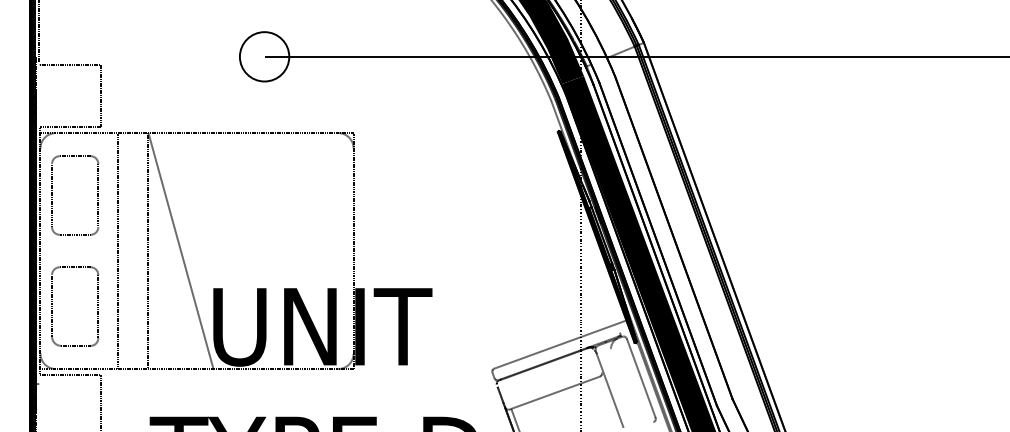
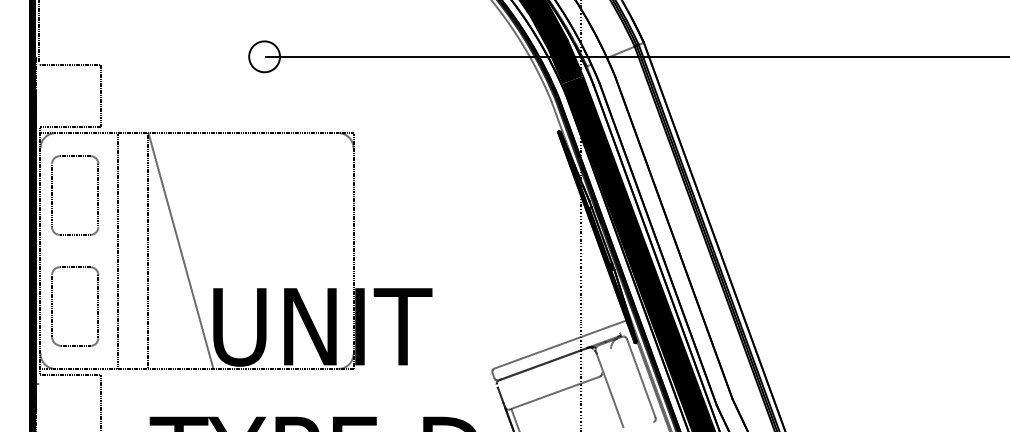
circle diameter: 49 px -> 31 px (264, 56)
